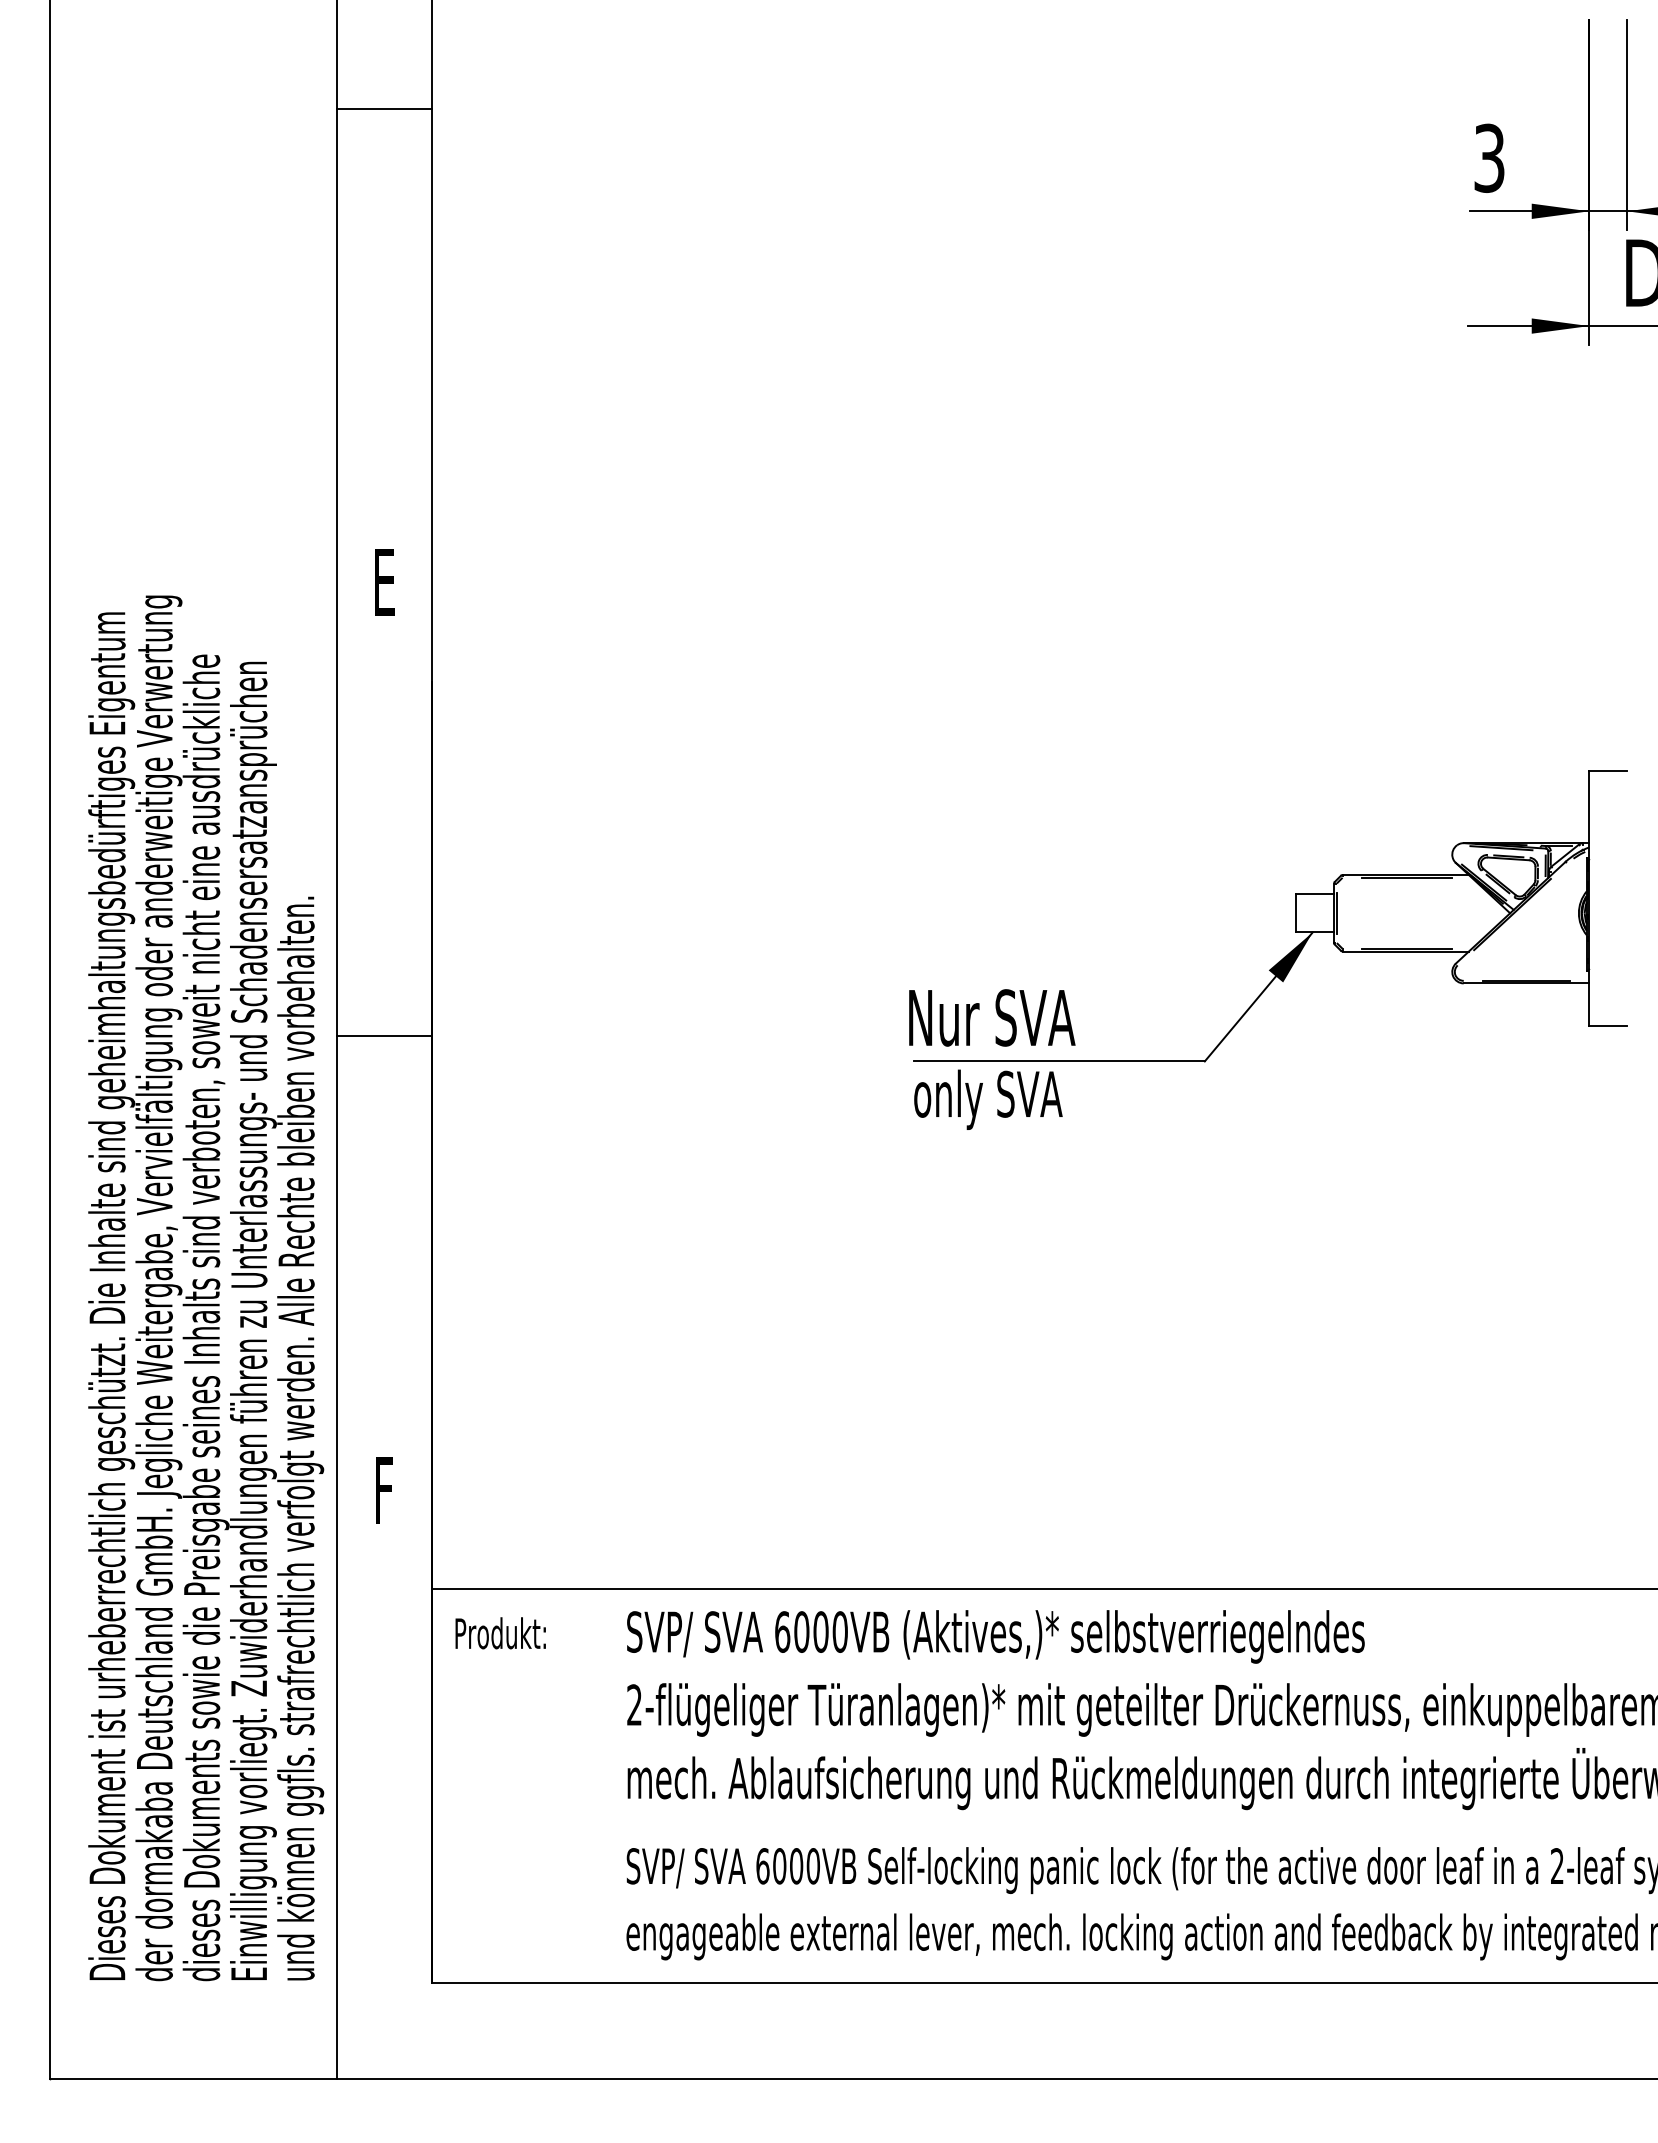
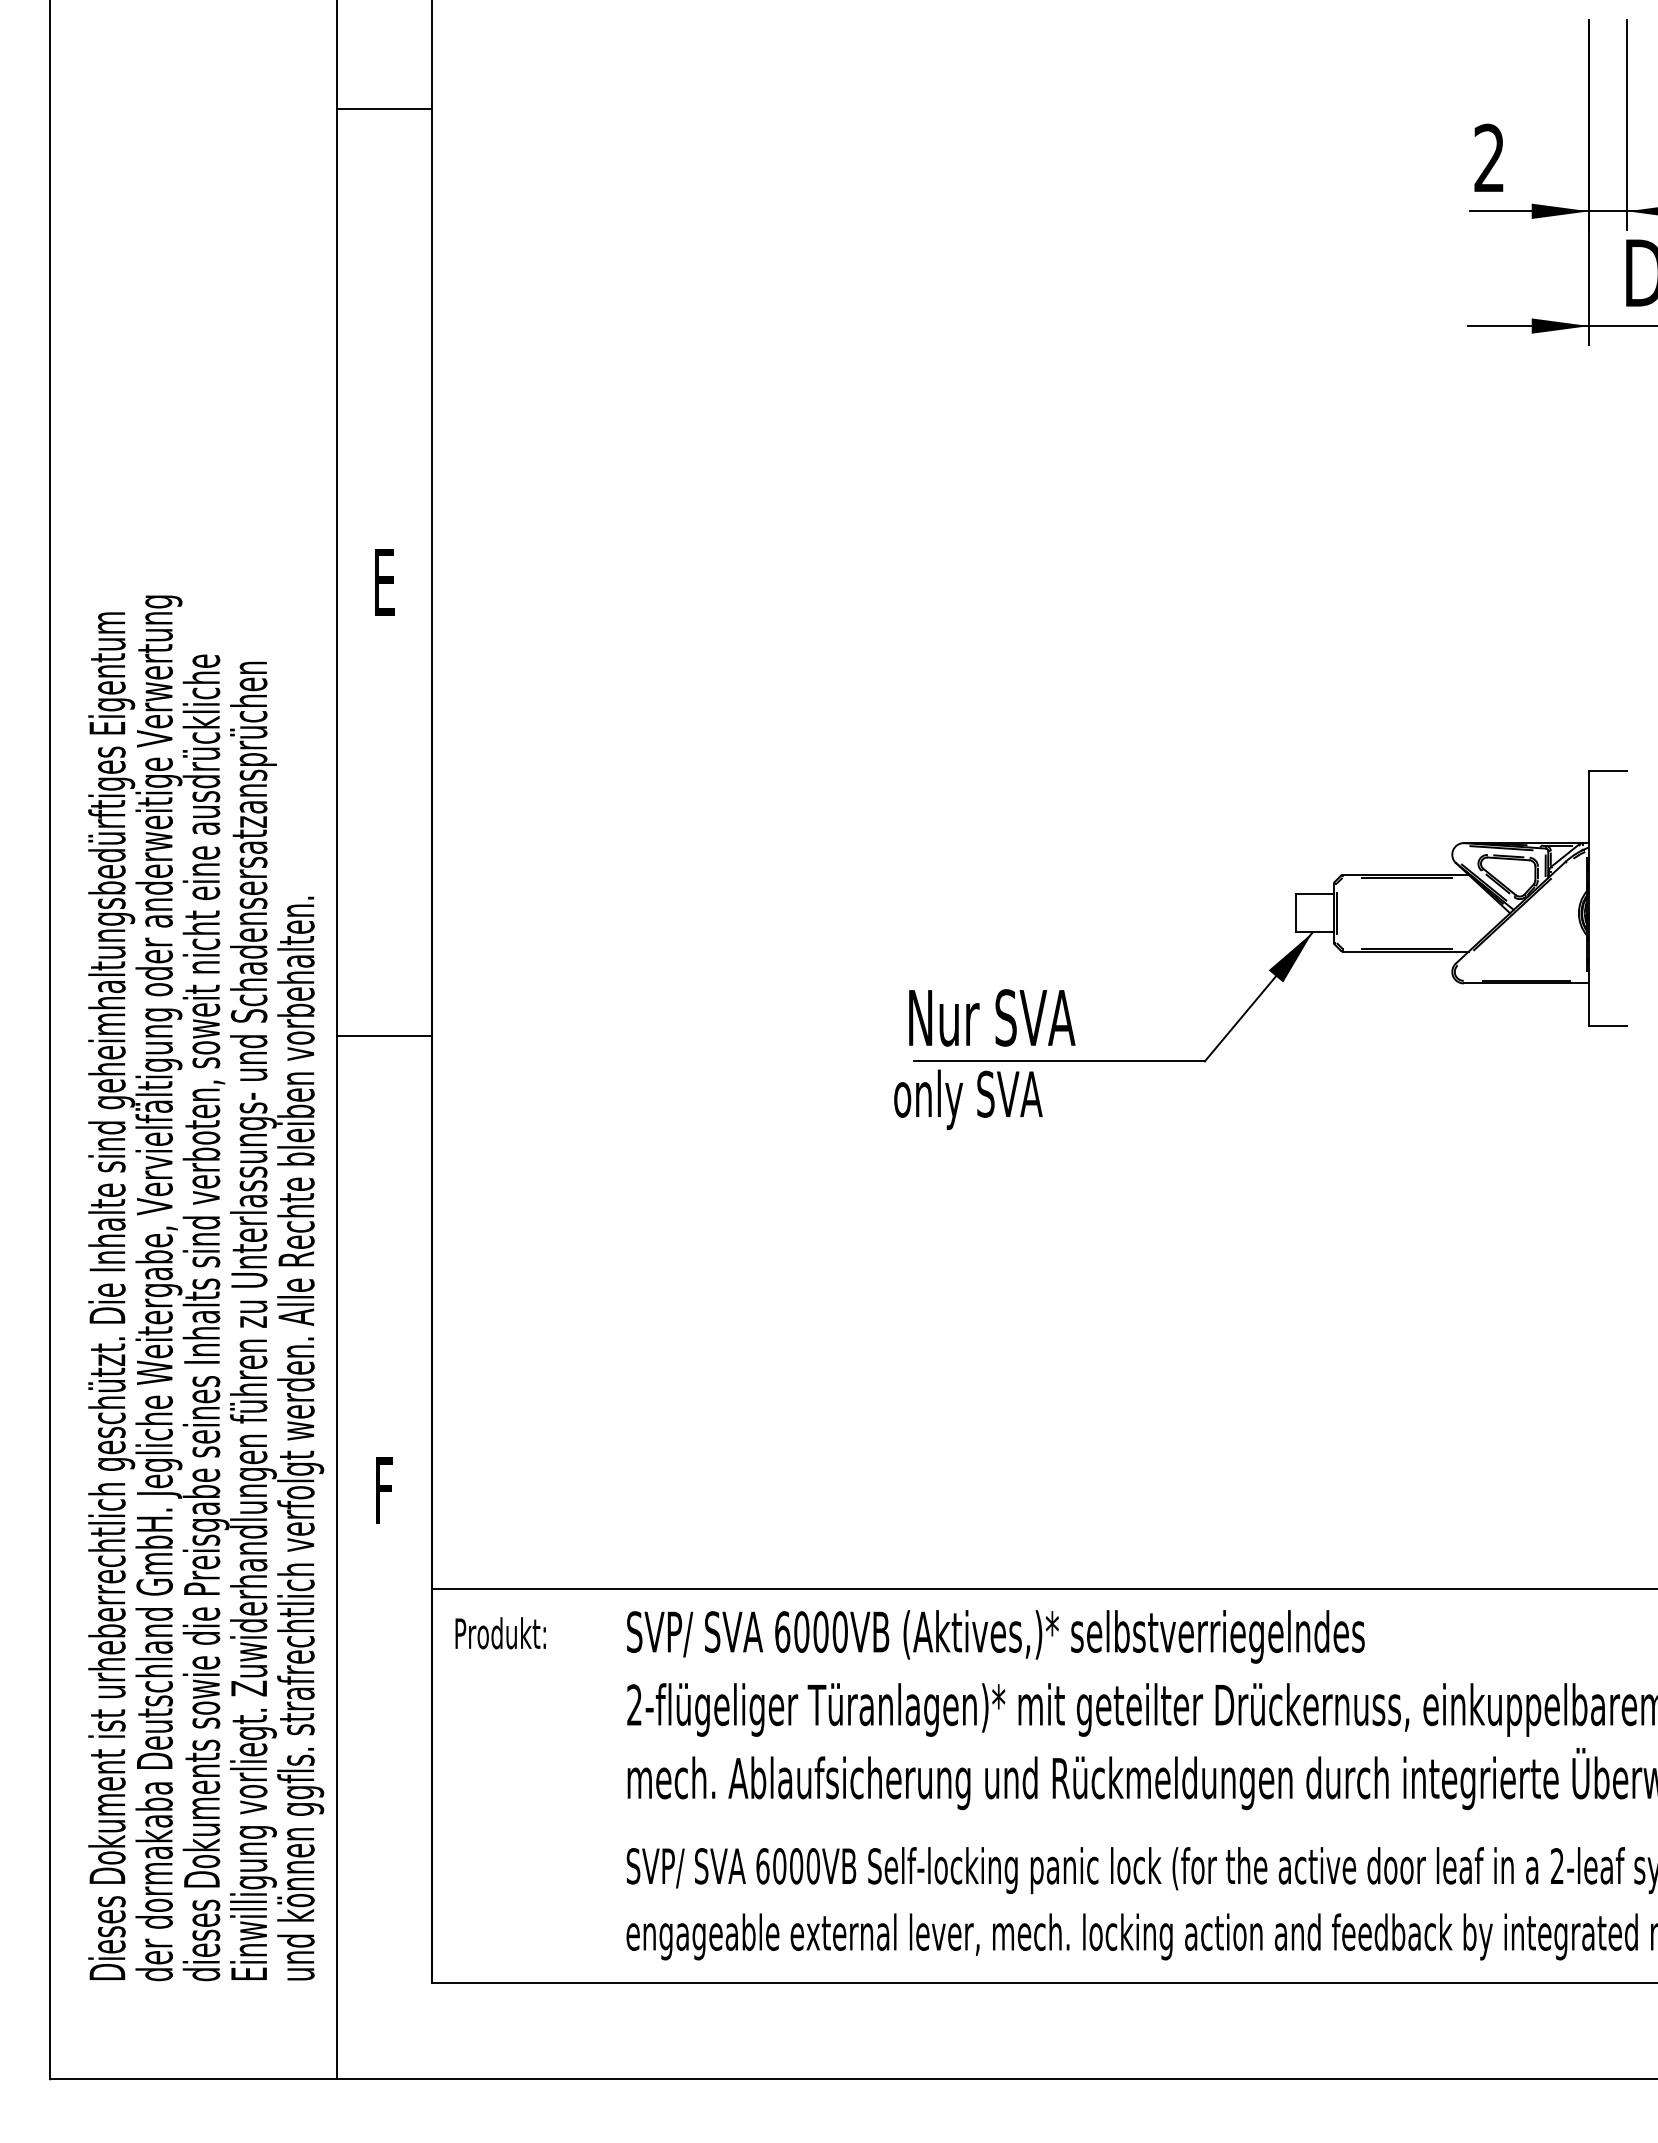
text: 3 -> 2 (1489, 157)
text position: (988, 1099) -> (968, 1099) (968, 1099)
